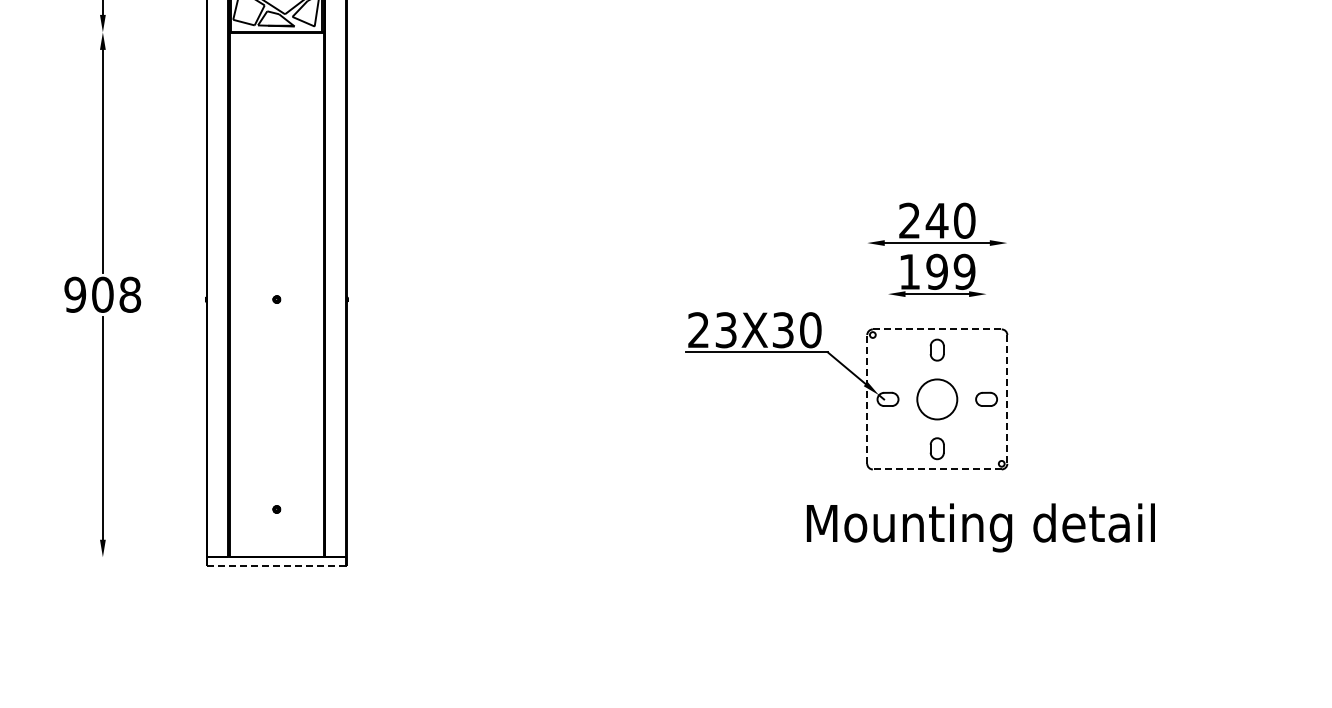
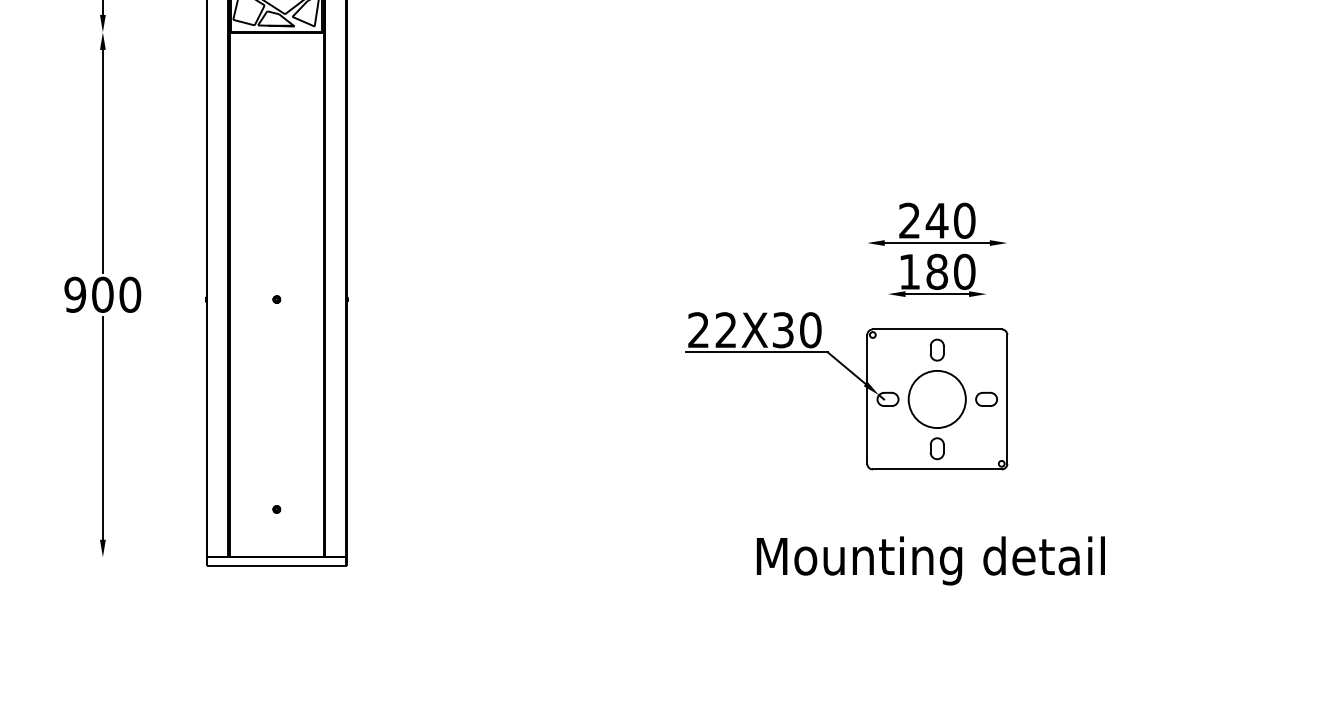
text: 199 -> 180 (950, 271)
text: 908 -> 900 (130, 294)
line: dashed -> solid (937, 329)
text: 23X30 -> 22X30 (725, 330)
line: dashed -> solid (867, 398)
circle diameter: 40 px -> 57 px (936, 399)
line: dashed -> solid (1007, 399)
line: dashed -> solid (936, 469)
text position: (980, 527) -> (930, 560) (930, 560)
line: dashed -> solid (277, 566)
